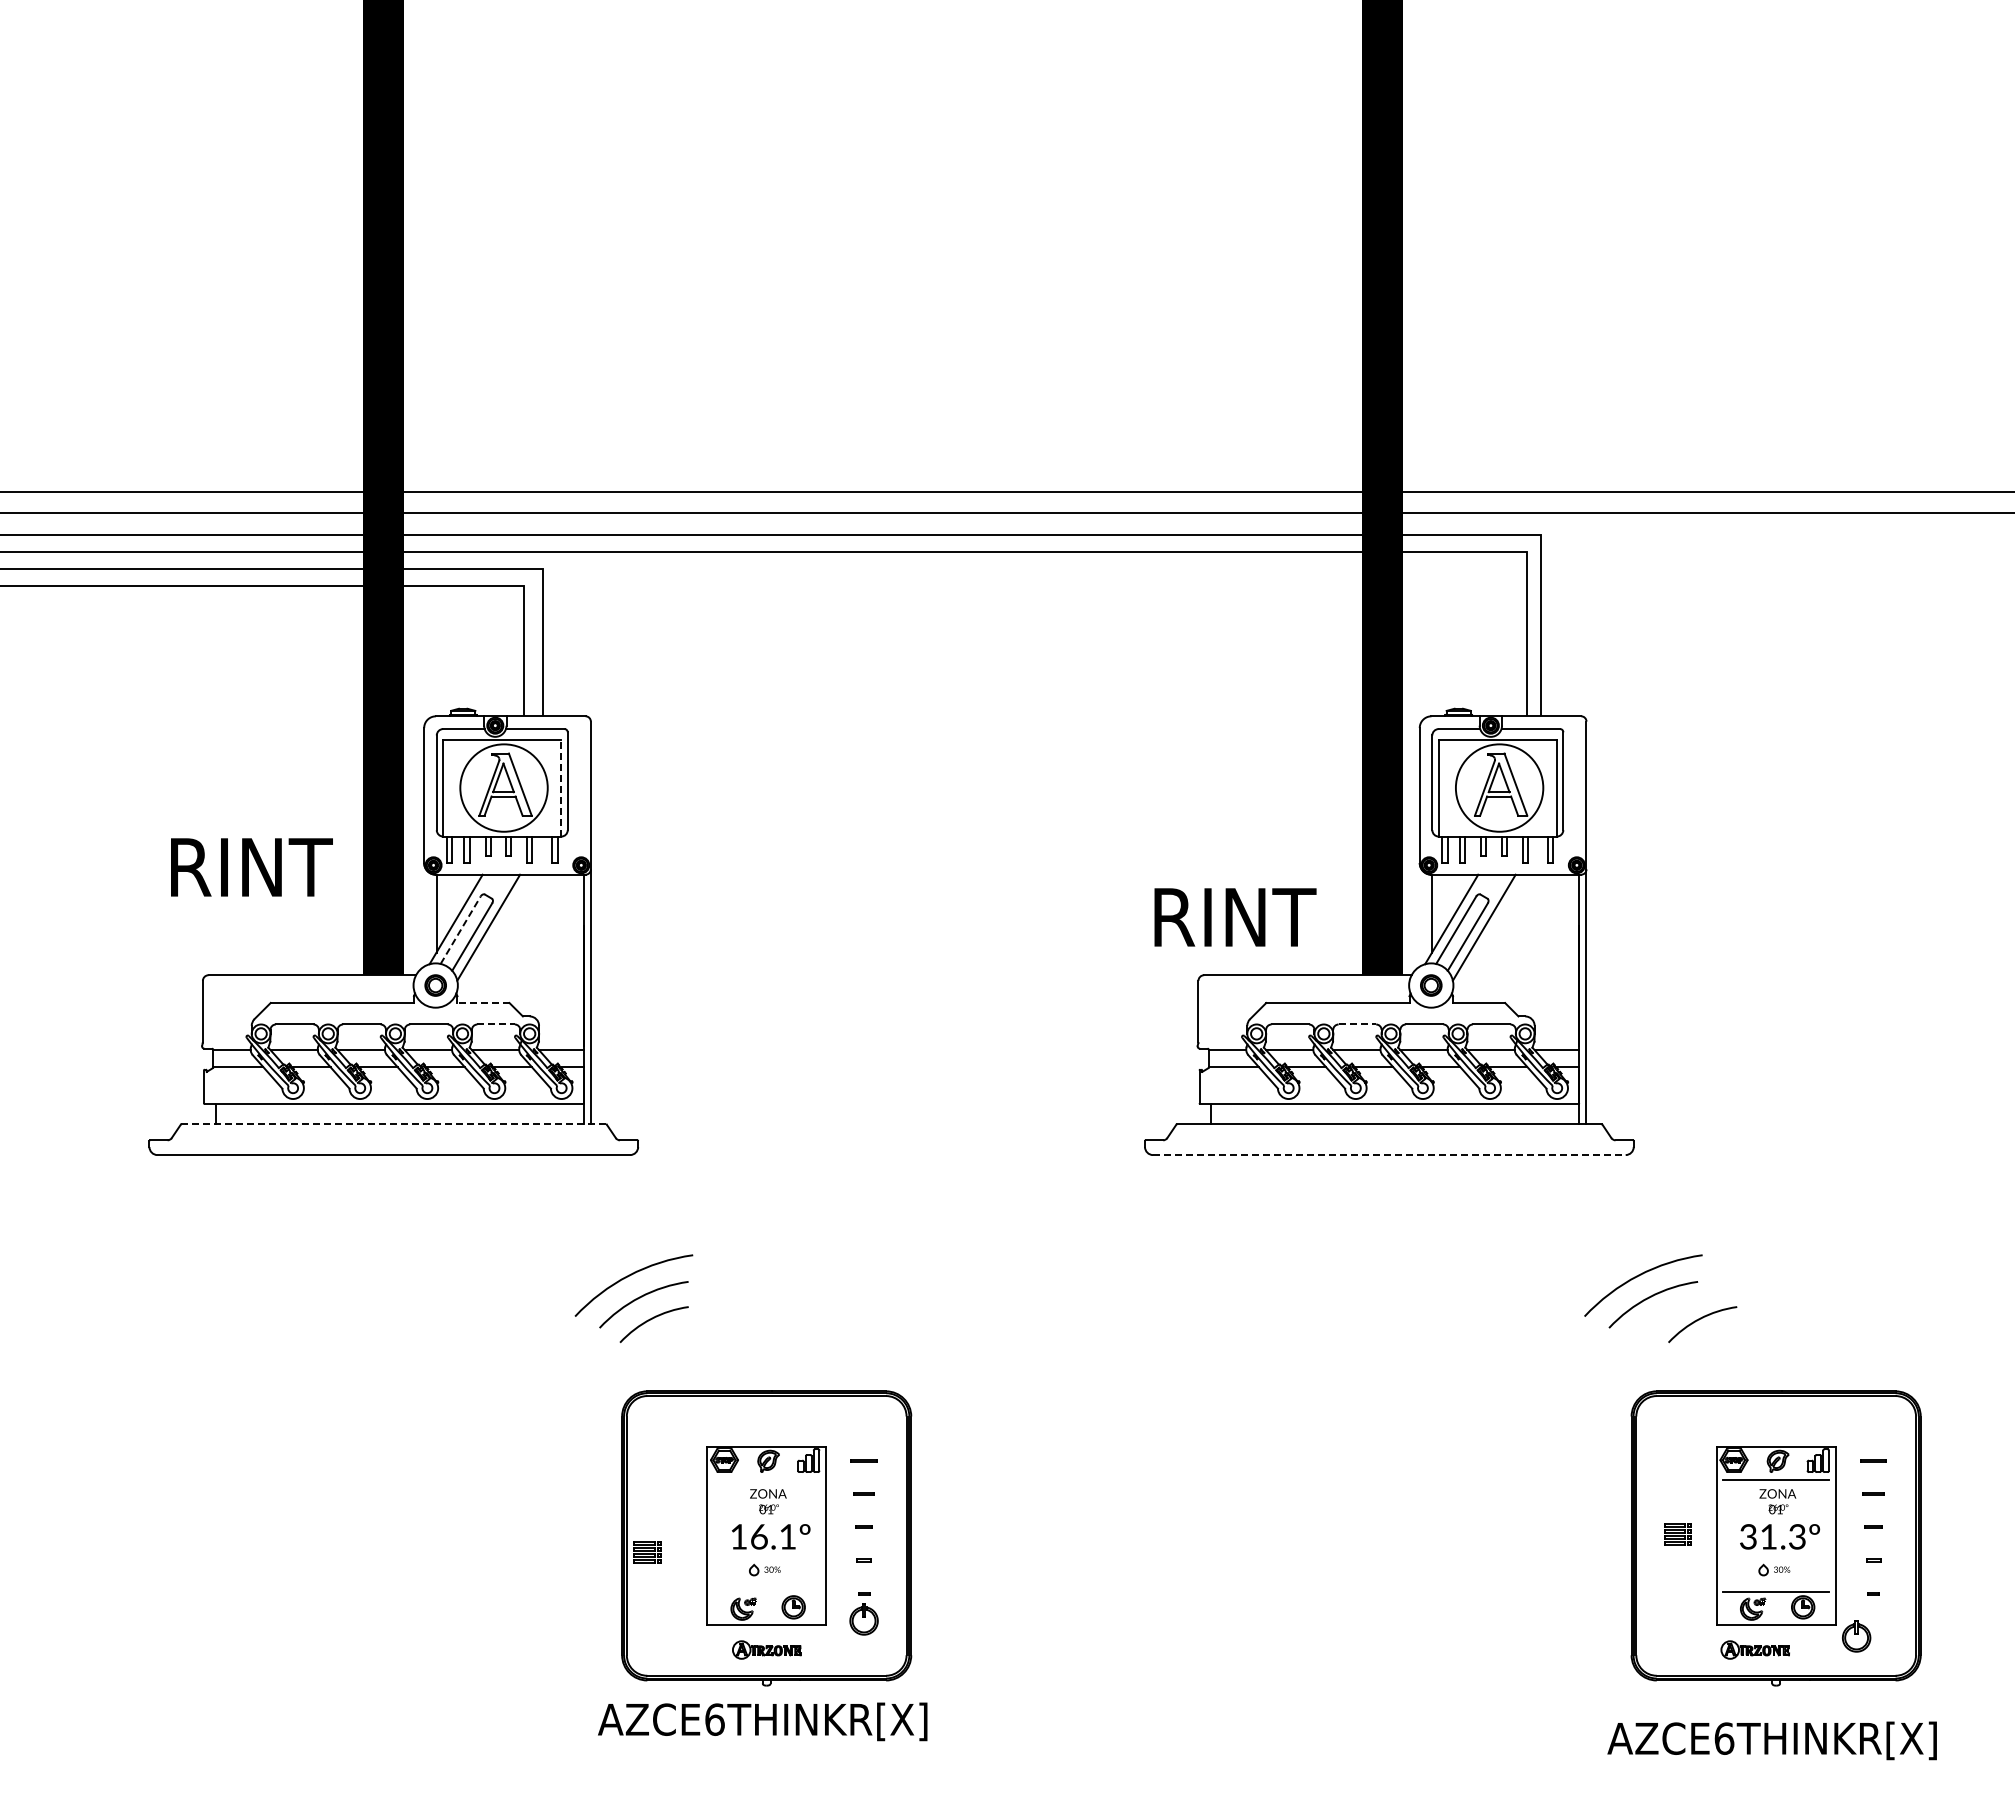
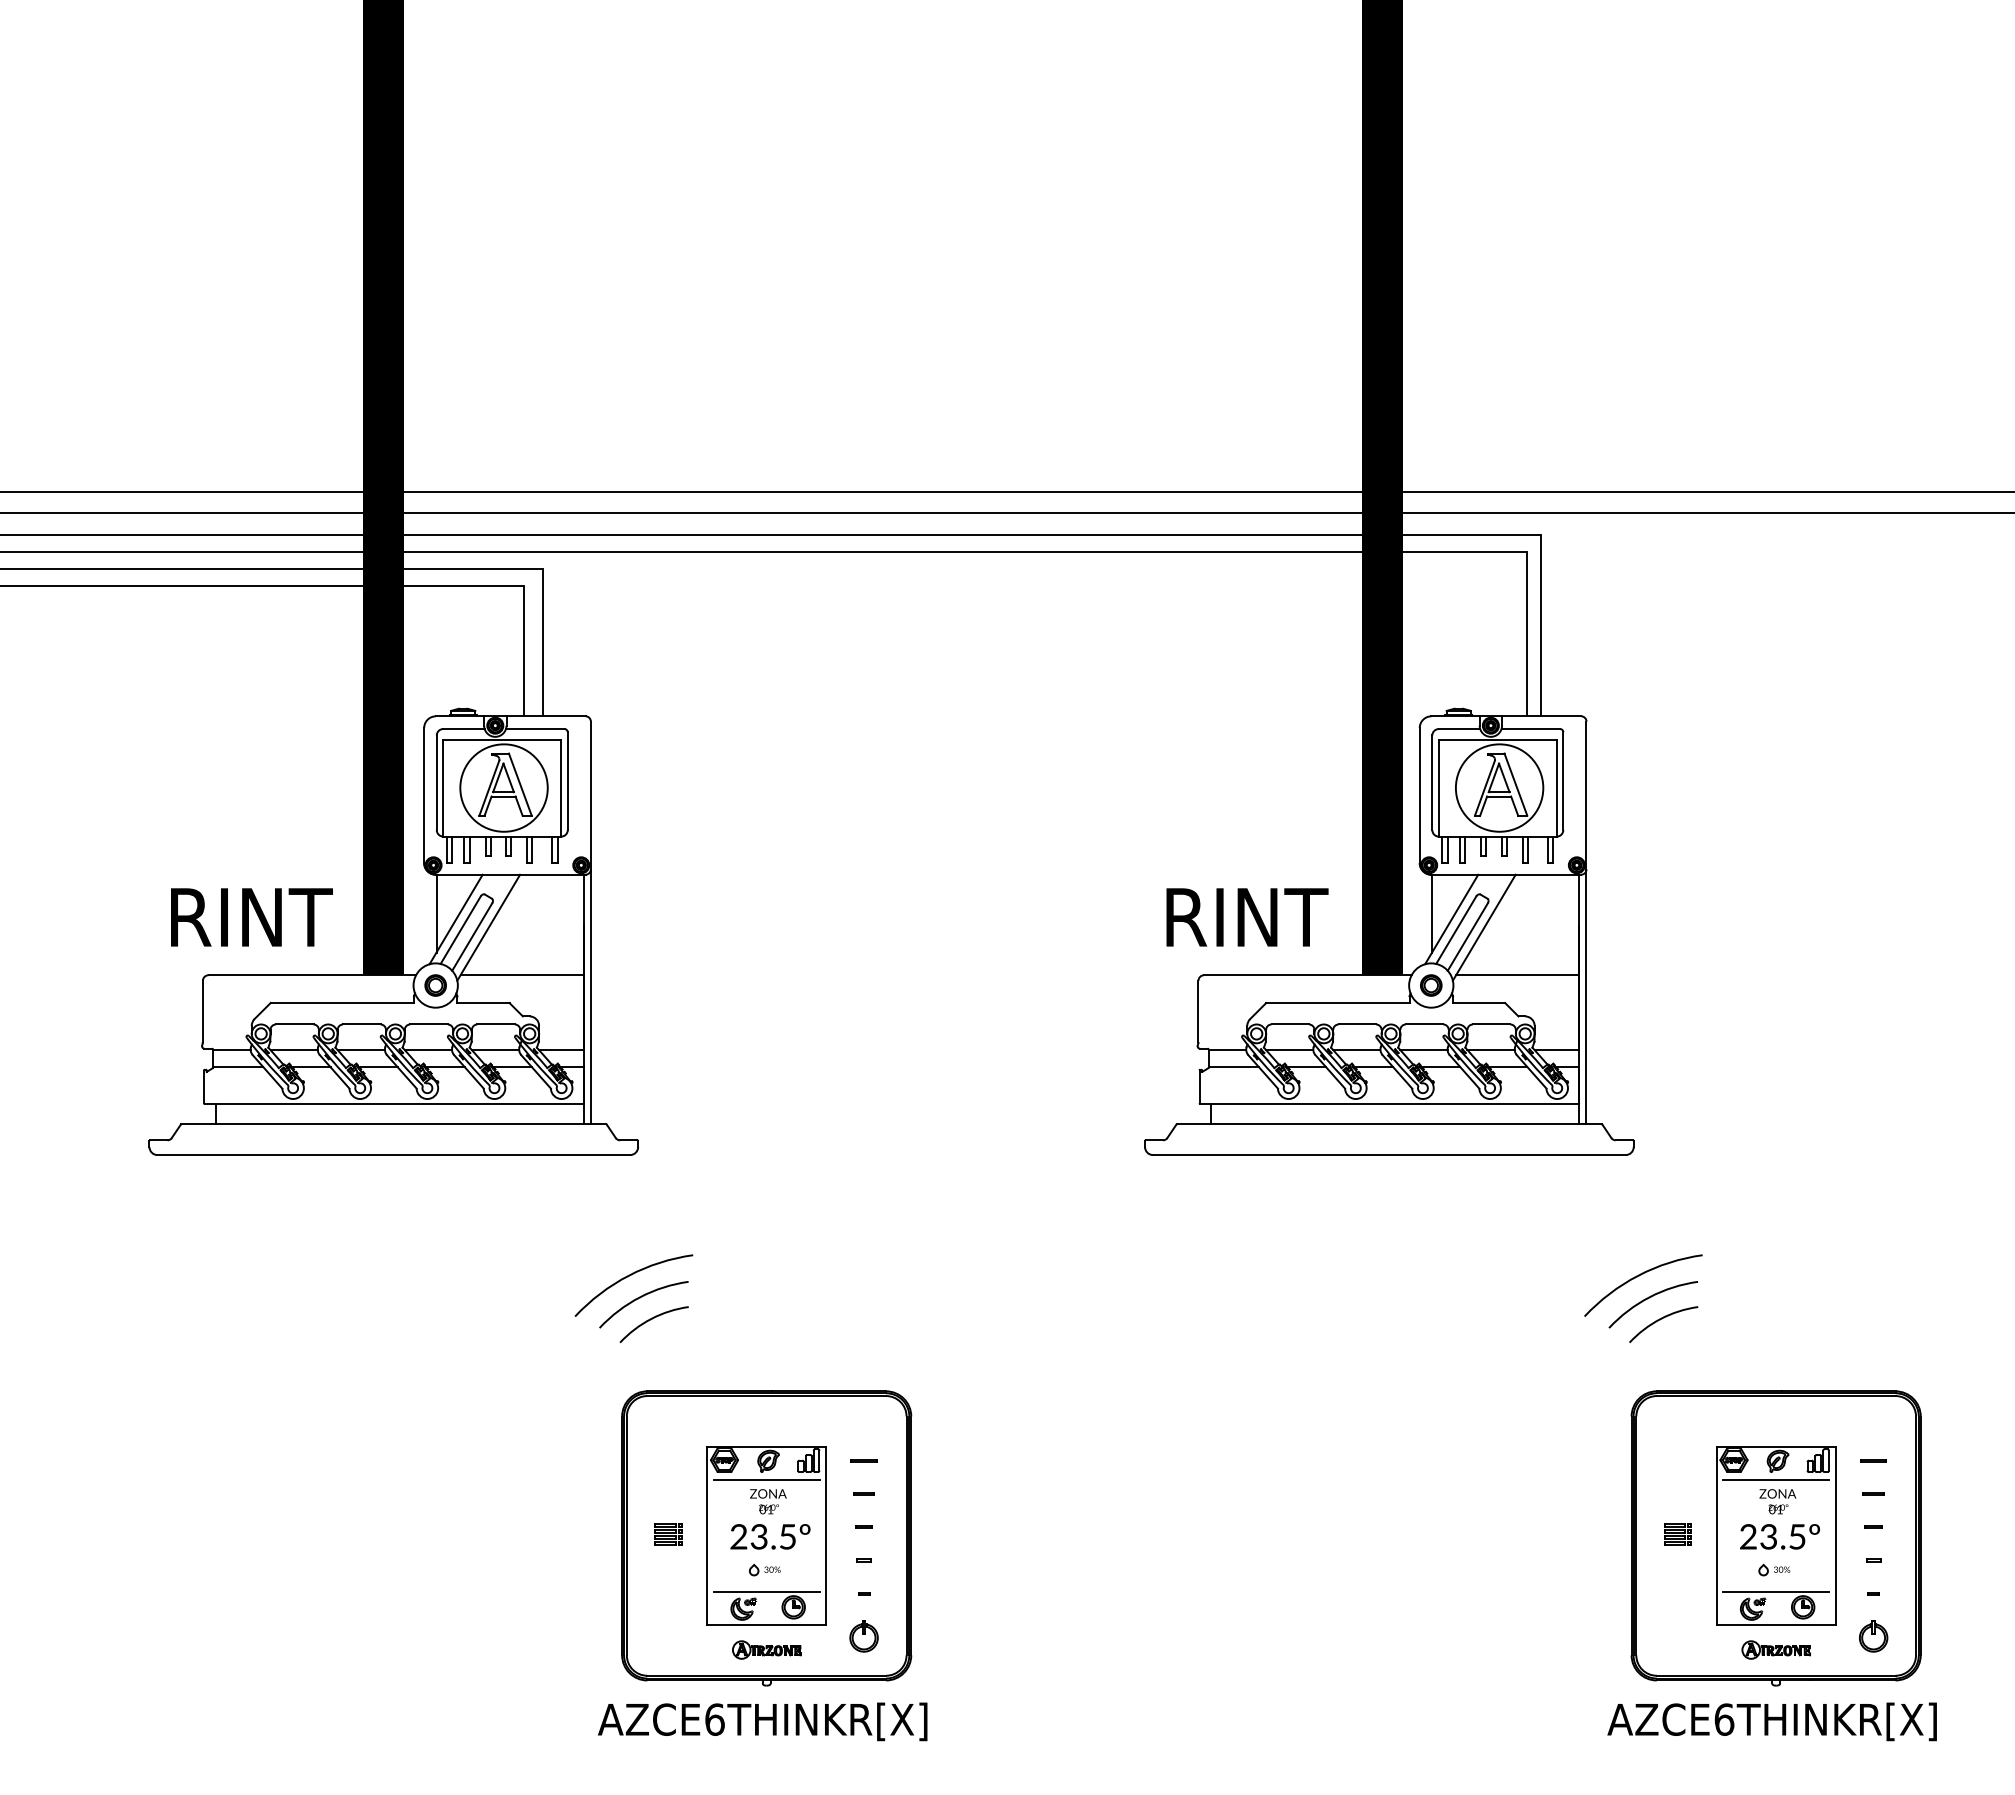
line: dashed -> solid (561, 788)
text position: (251, 867) -> (251, 917) (251, 917)
text position: (1235, 917) -> (1247, 917) (1247, 917)
line: dashed -> solid (460, 929)
line: none -> present (521, 975)
line: none -> present (1517, 975)
line: dashed -> solid (483, 1003)
line: dashed -> solid (496, 1024)
line: dashed -> solid (1357, 1024)
line: dashed -> solid (393, 1124)
line: dashed -> solid (1389, 1155)
arc position: (1699, 1320) -> (1660, 1320) (1660, 1320)
line: none -> present (766, 1479)
text: 16.1º -> 23.5º (762, 1536)
text: 31.3º -> 23.5º (1772, 1536)
part position: (647, 1552) -> (668, 1534) (668, 1534)
line: none -> present (766, 1592)
part position: (863, 1619) -> (863, 1636) (863, 1636)
part position: (1856, 1636) -> (1873, 1636) (1873, 1636)
part position: (1754, 1649) -> (1775, 1649) (1775, 1649)
text position: (1771, 1740) -> (1771, 1721) (1771, 1721)
